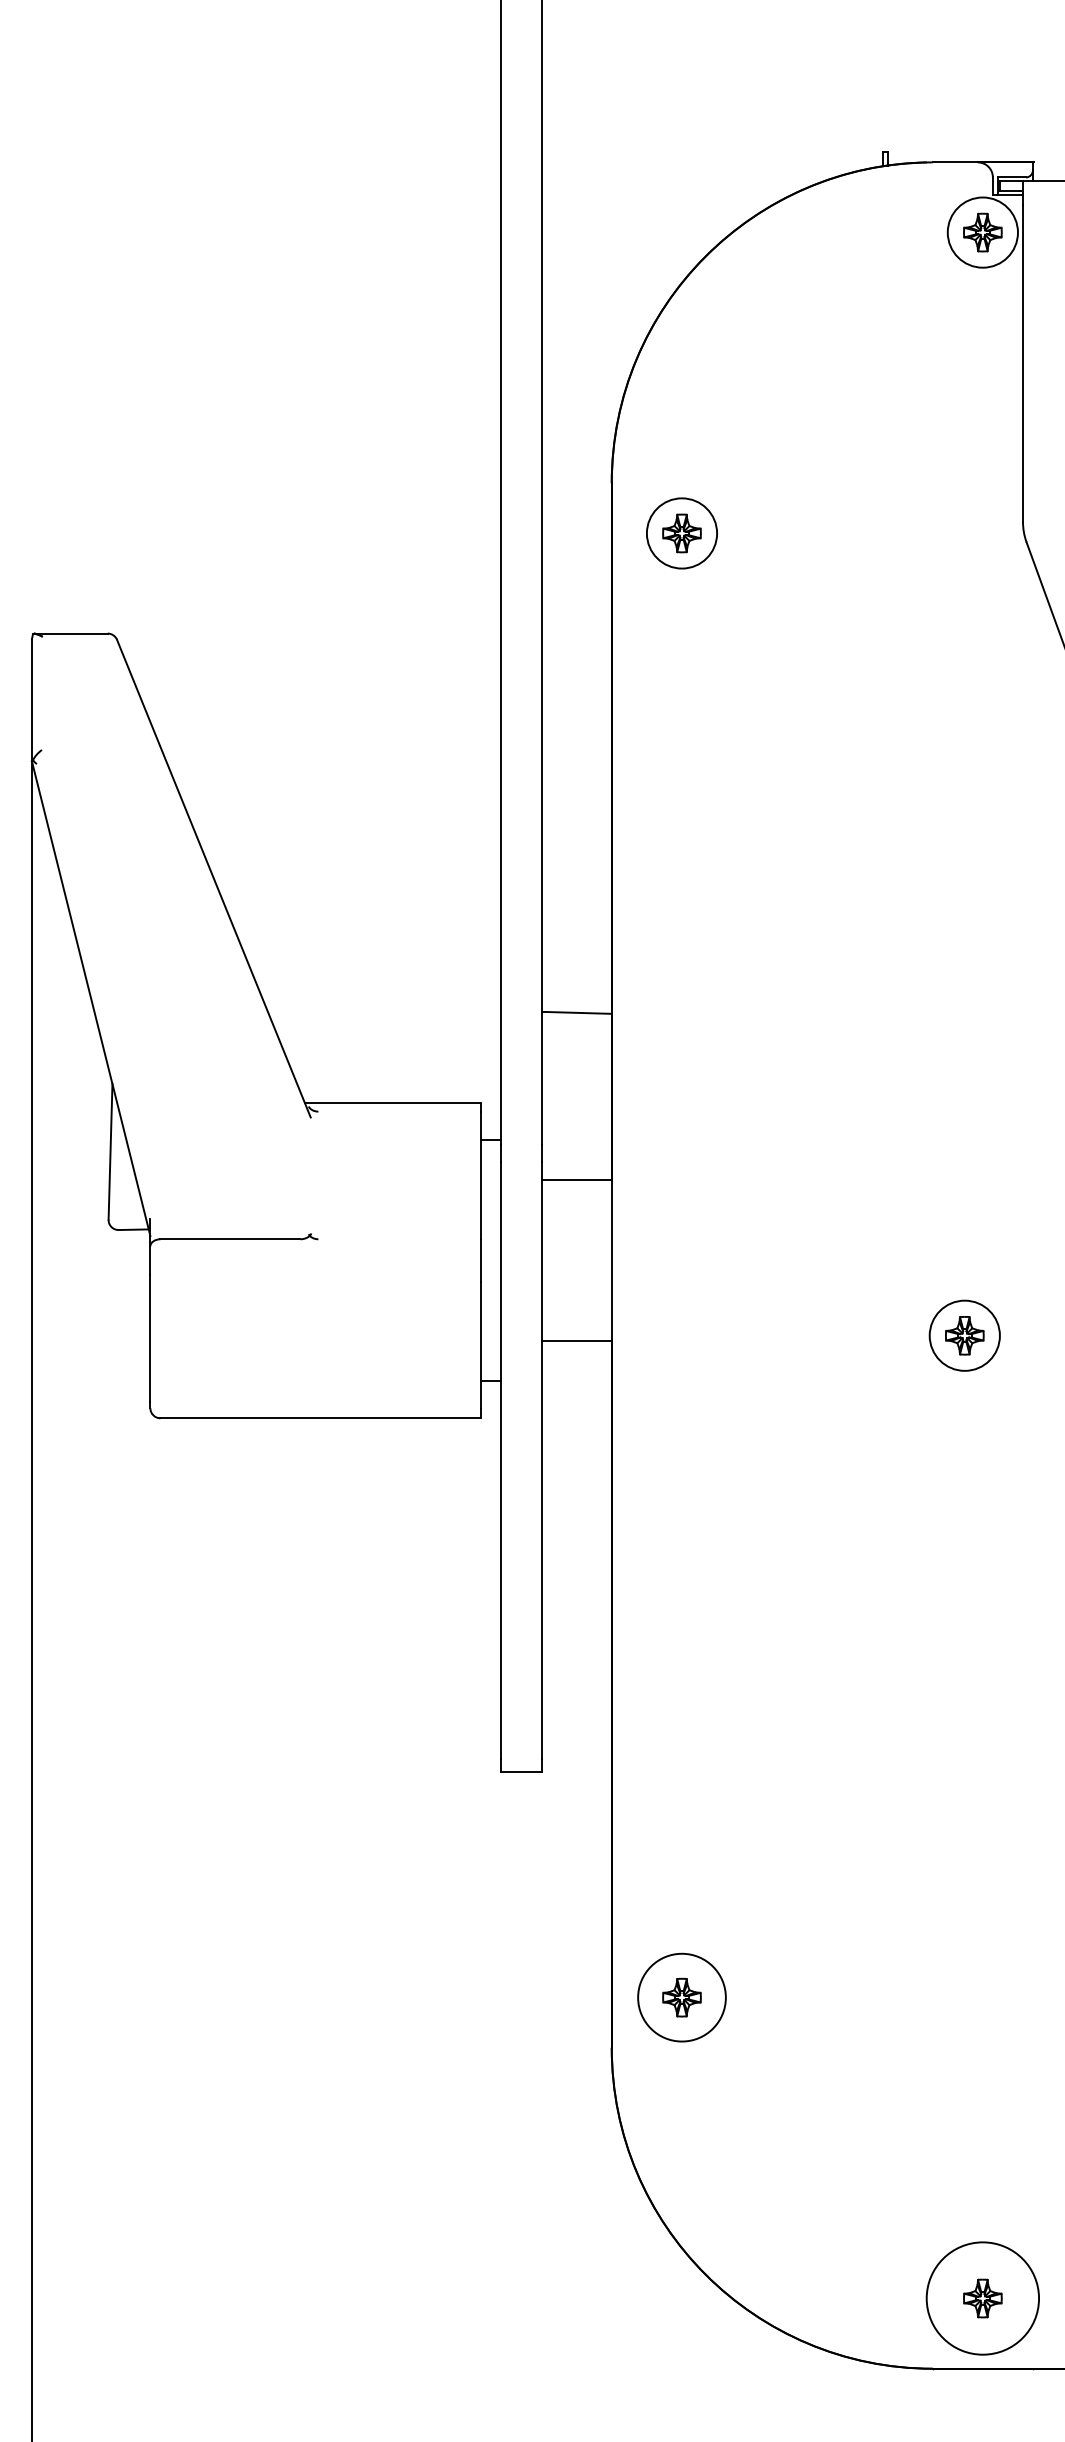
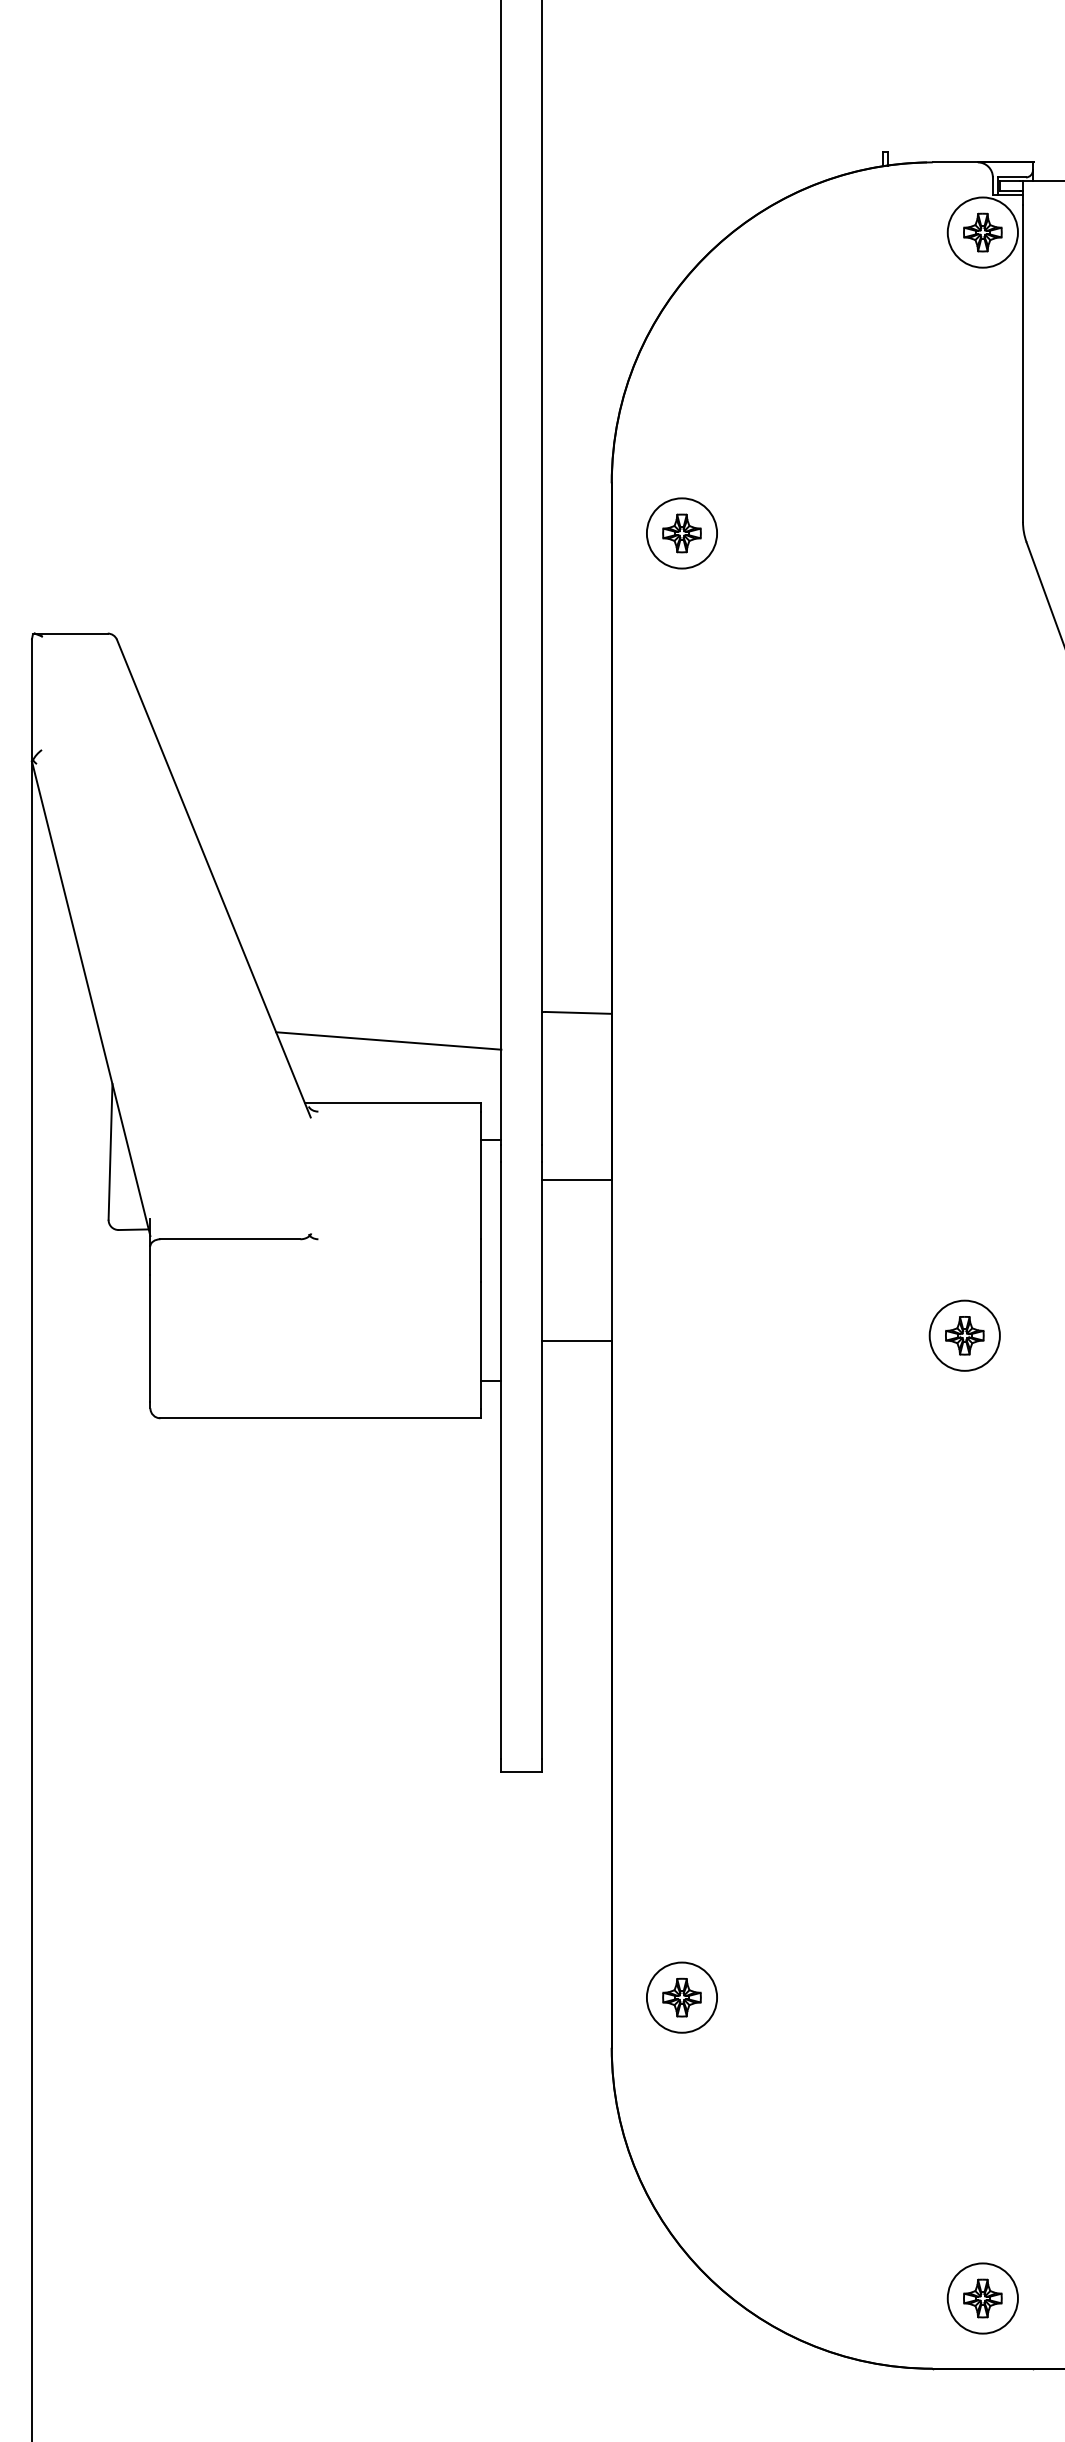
line: none -> present (388, 1040)
circle diameter: 88 px -> 70 px (681, 1997)
circle diameter: 112 px -> 70 px (982, 2298)
